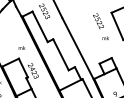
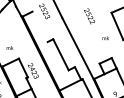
text position: (98, 21) -> (89, 16) (89, 16)
line: present -> none (39, 26)
text position: (21, 47) -> (9, 47) (9, 47)
